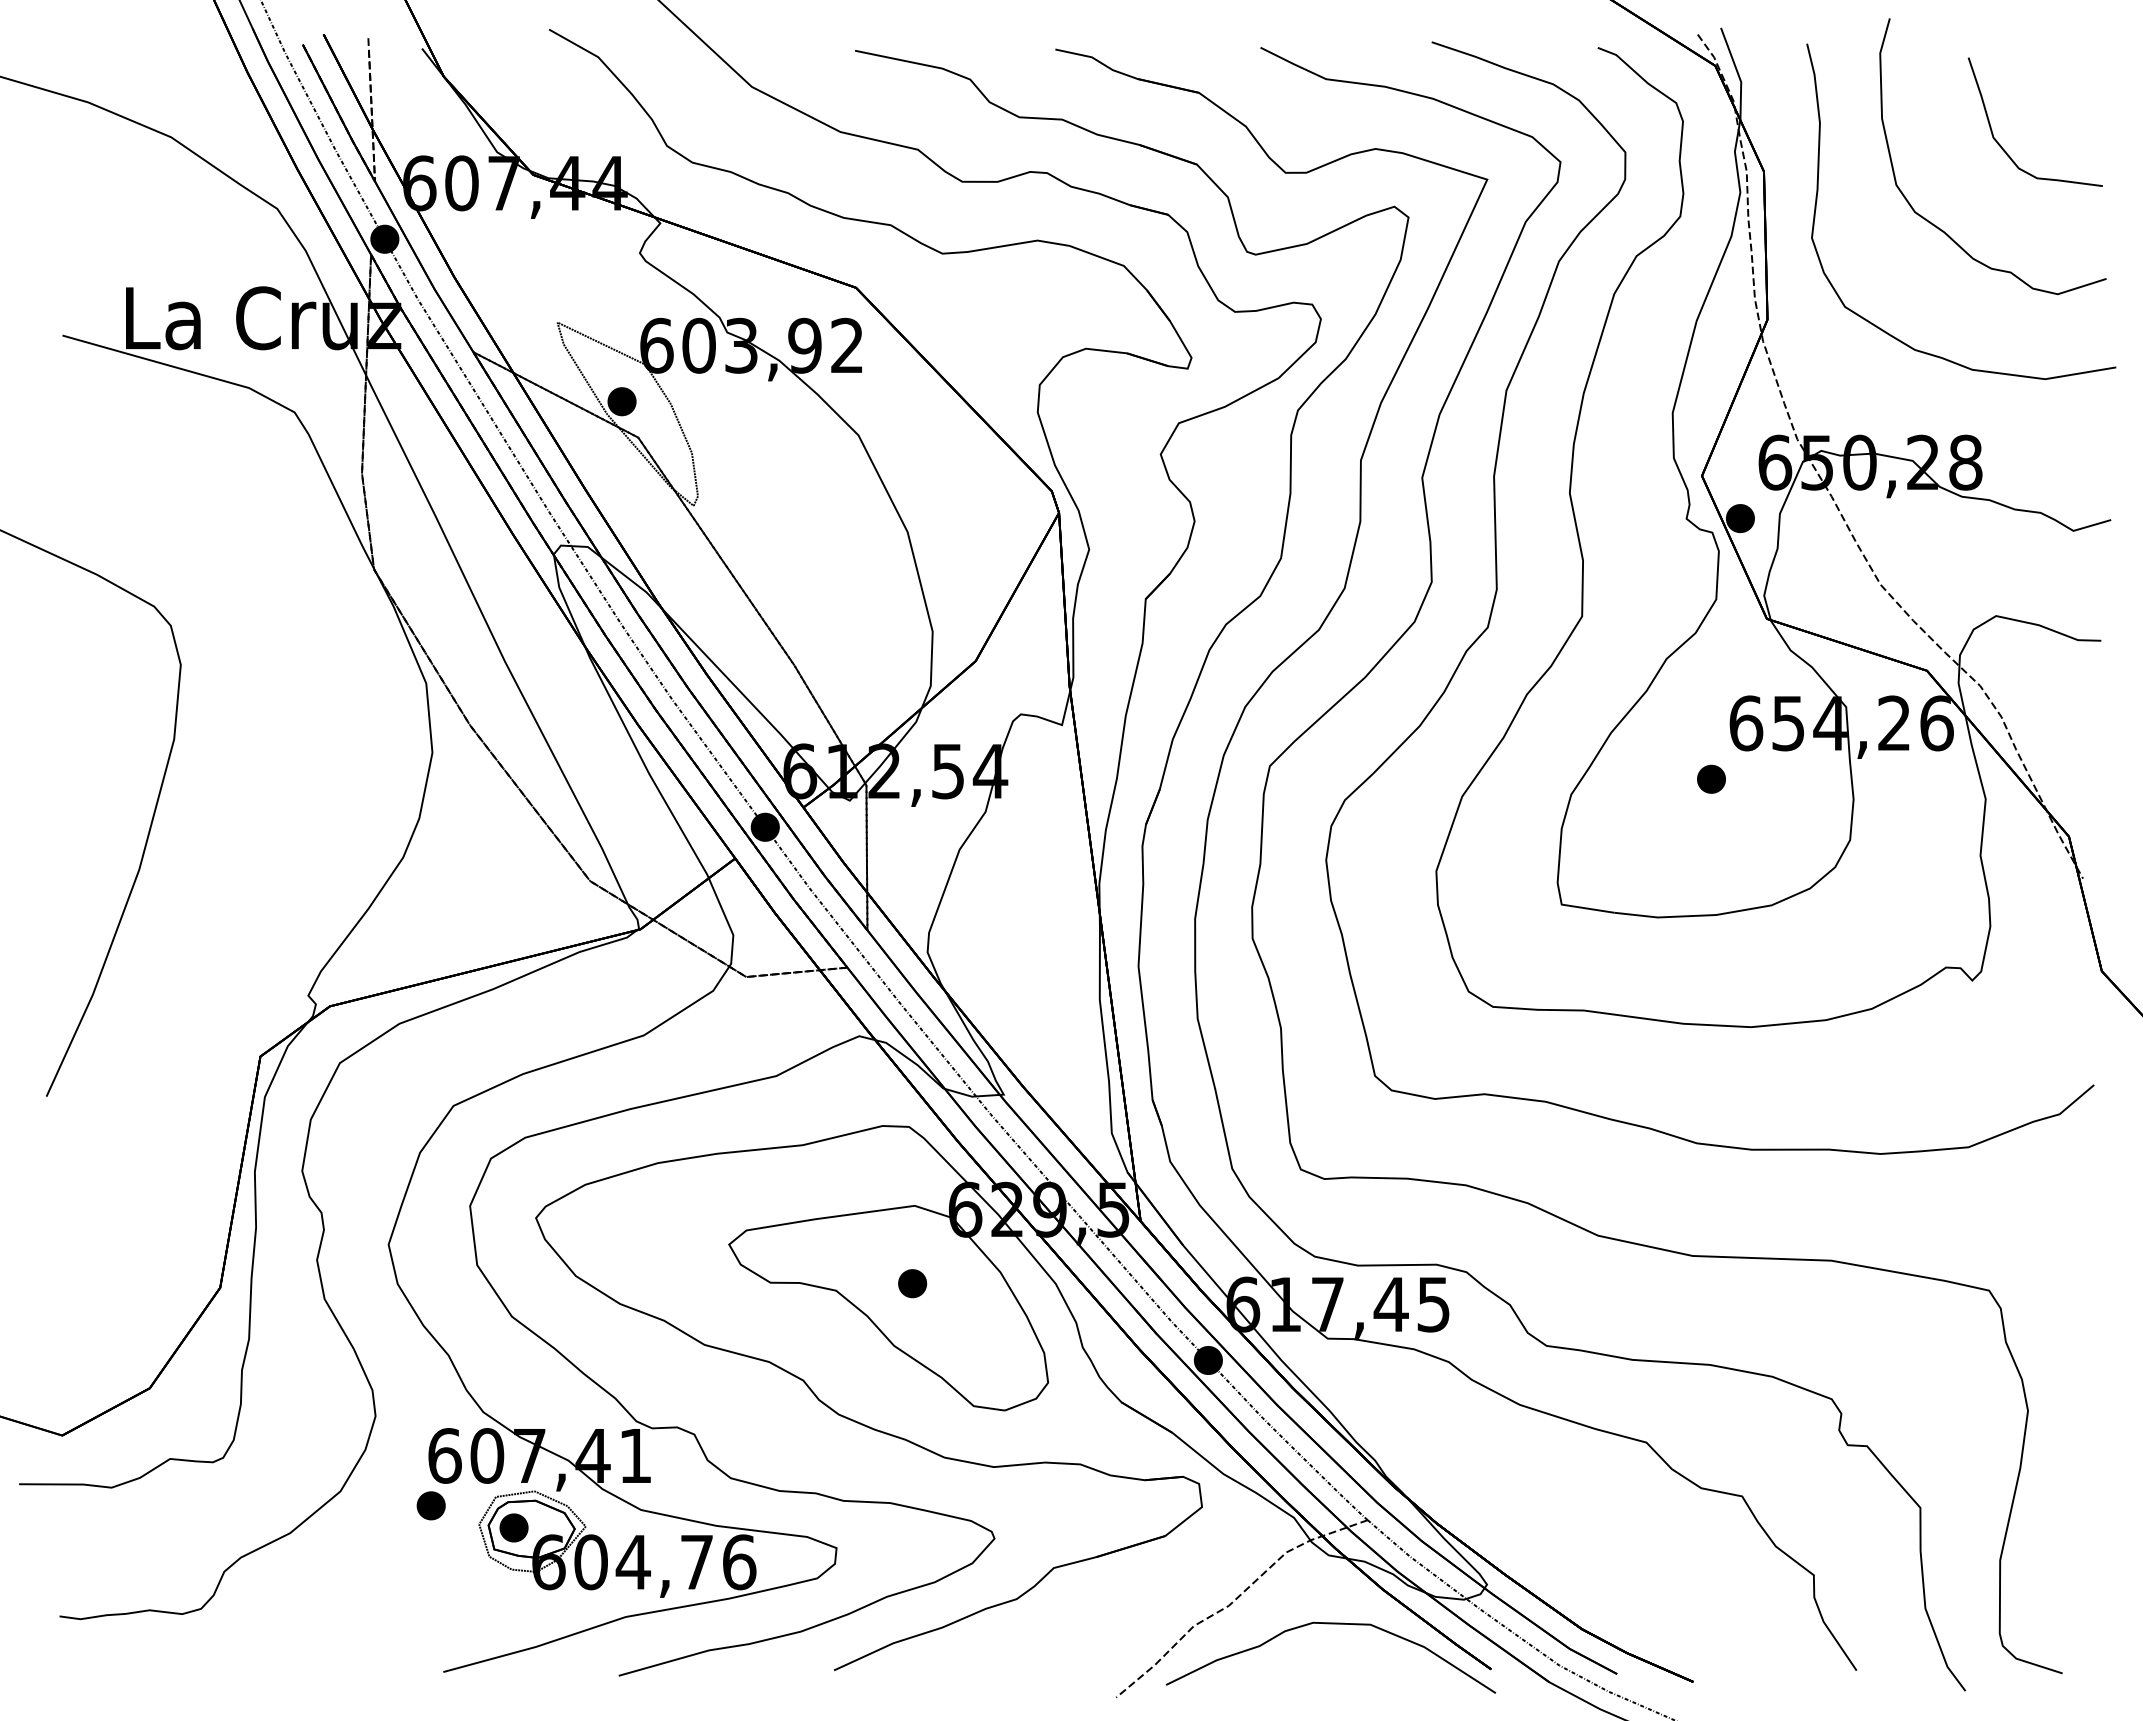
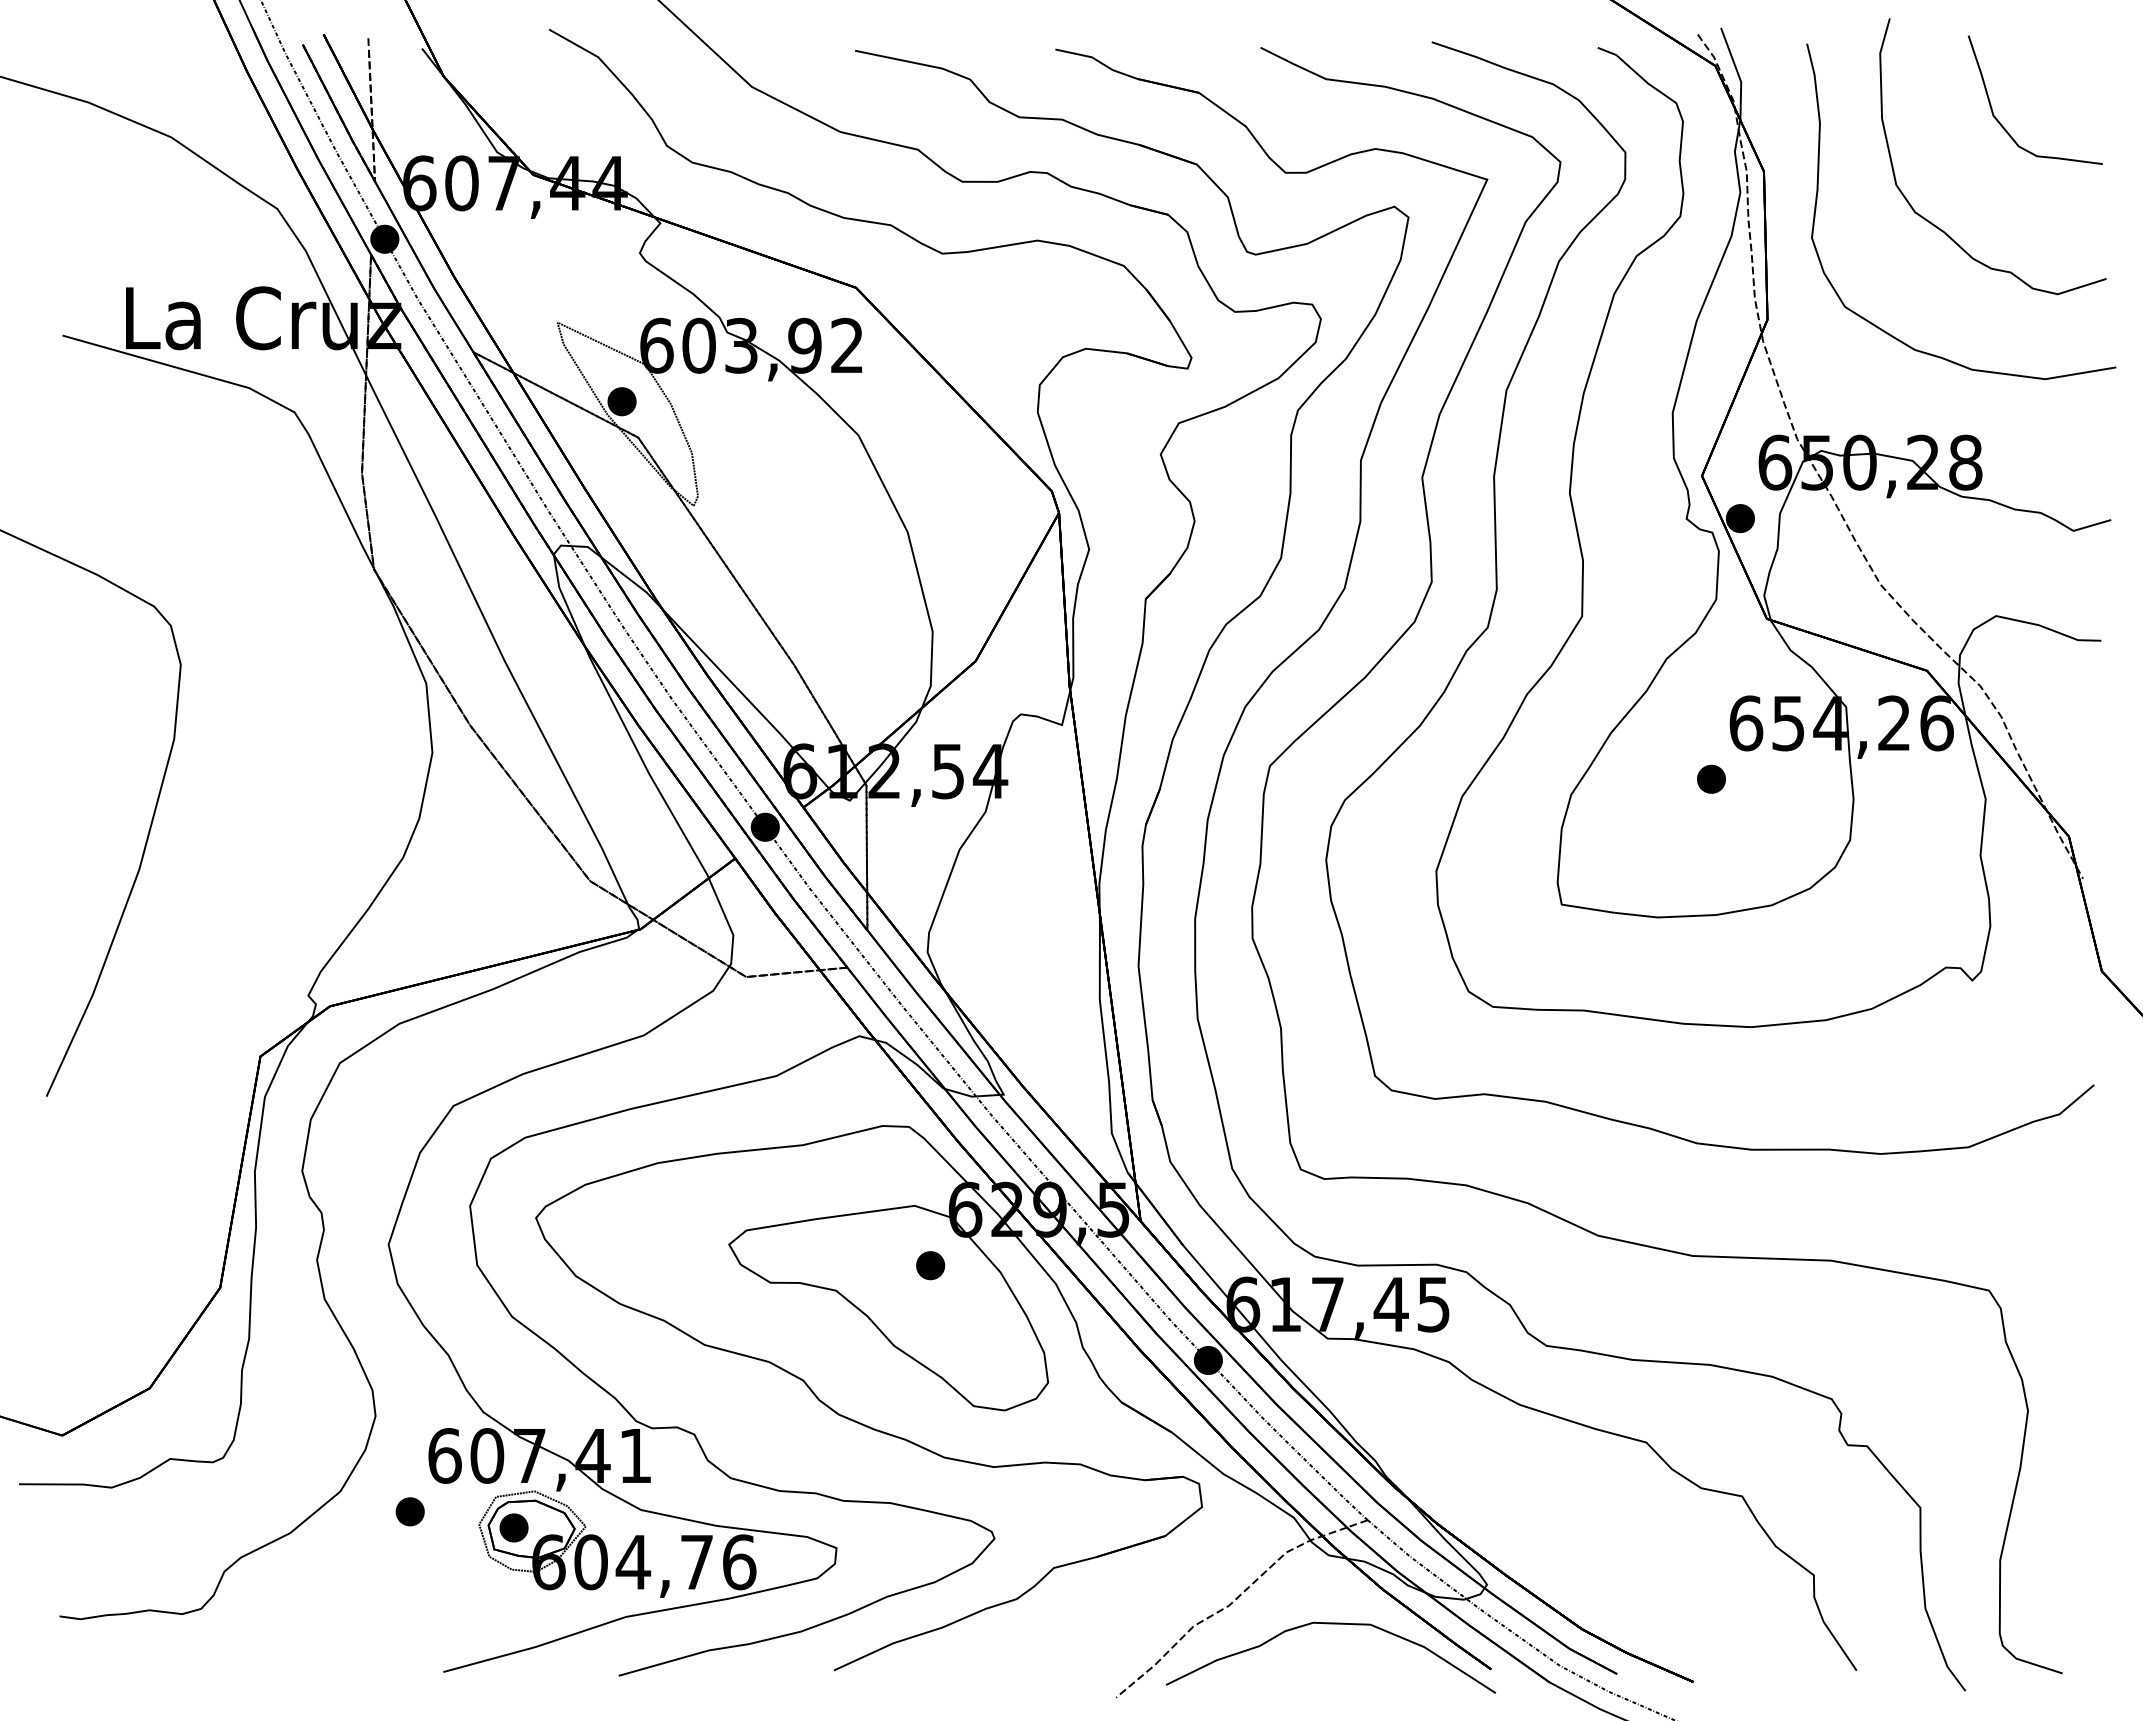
curve position: (2001, 145) -> (2001, 123) (2001, 123)
part position: (912, 1283) -> (930, 1265) (930, 1265)
part position: (430, 1505) -> (409, 1511) (409, 1511)
